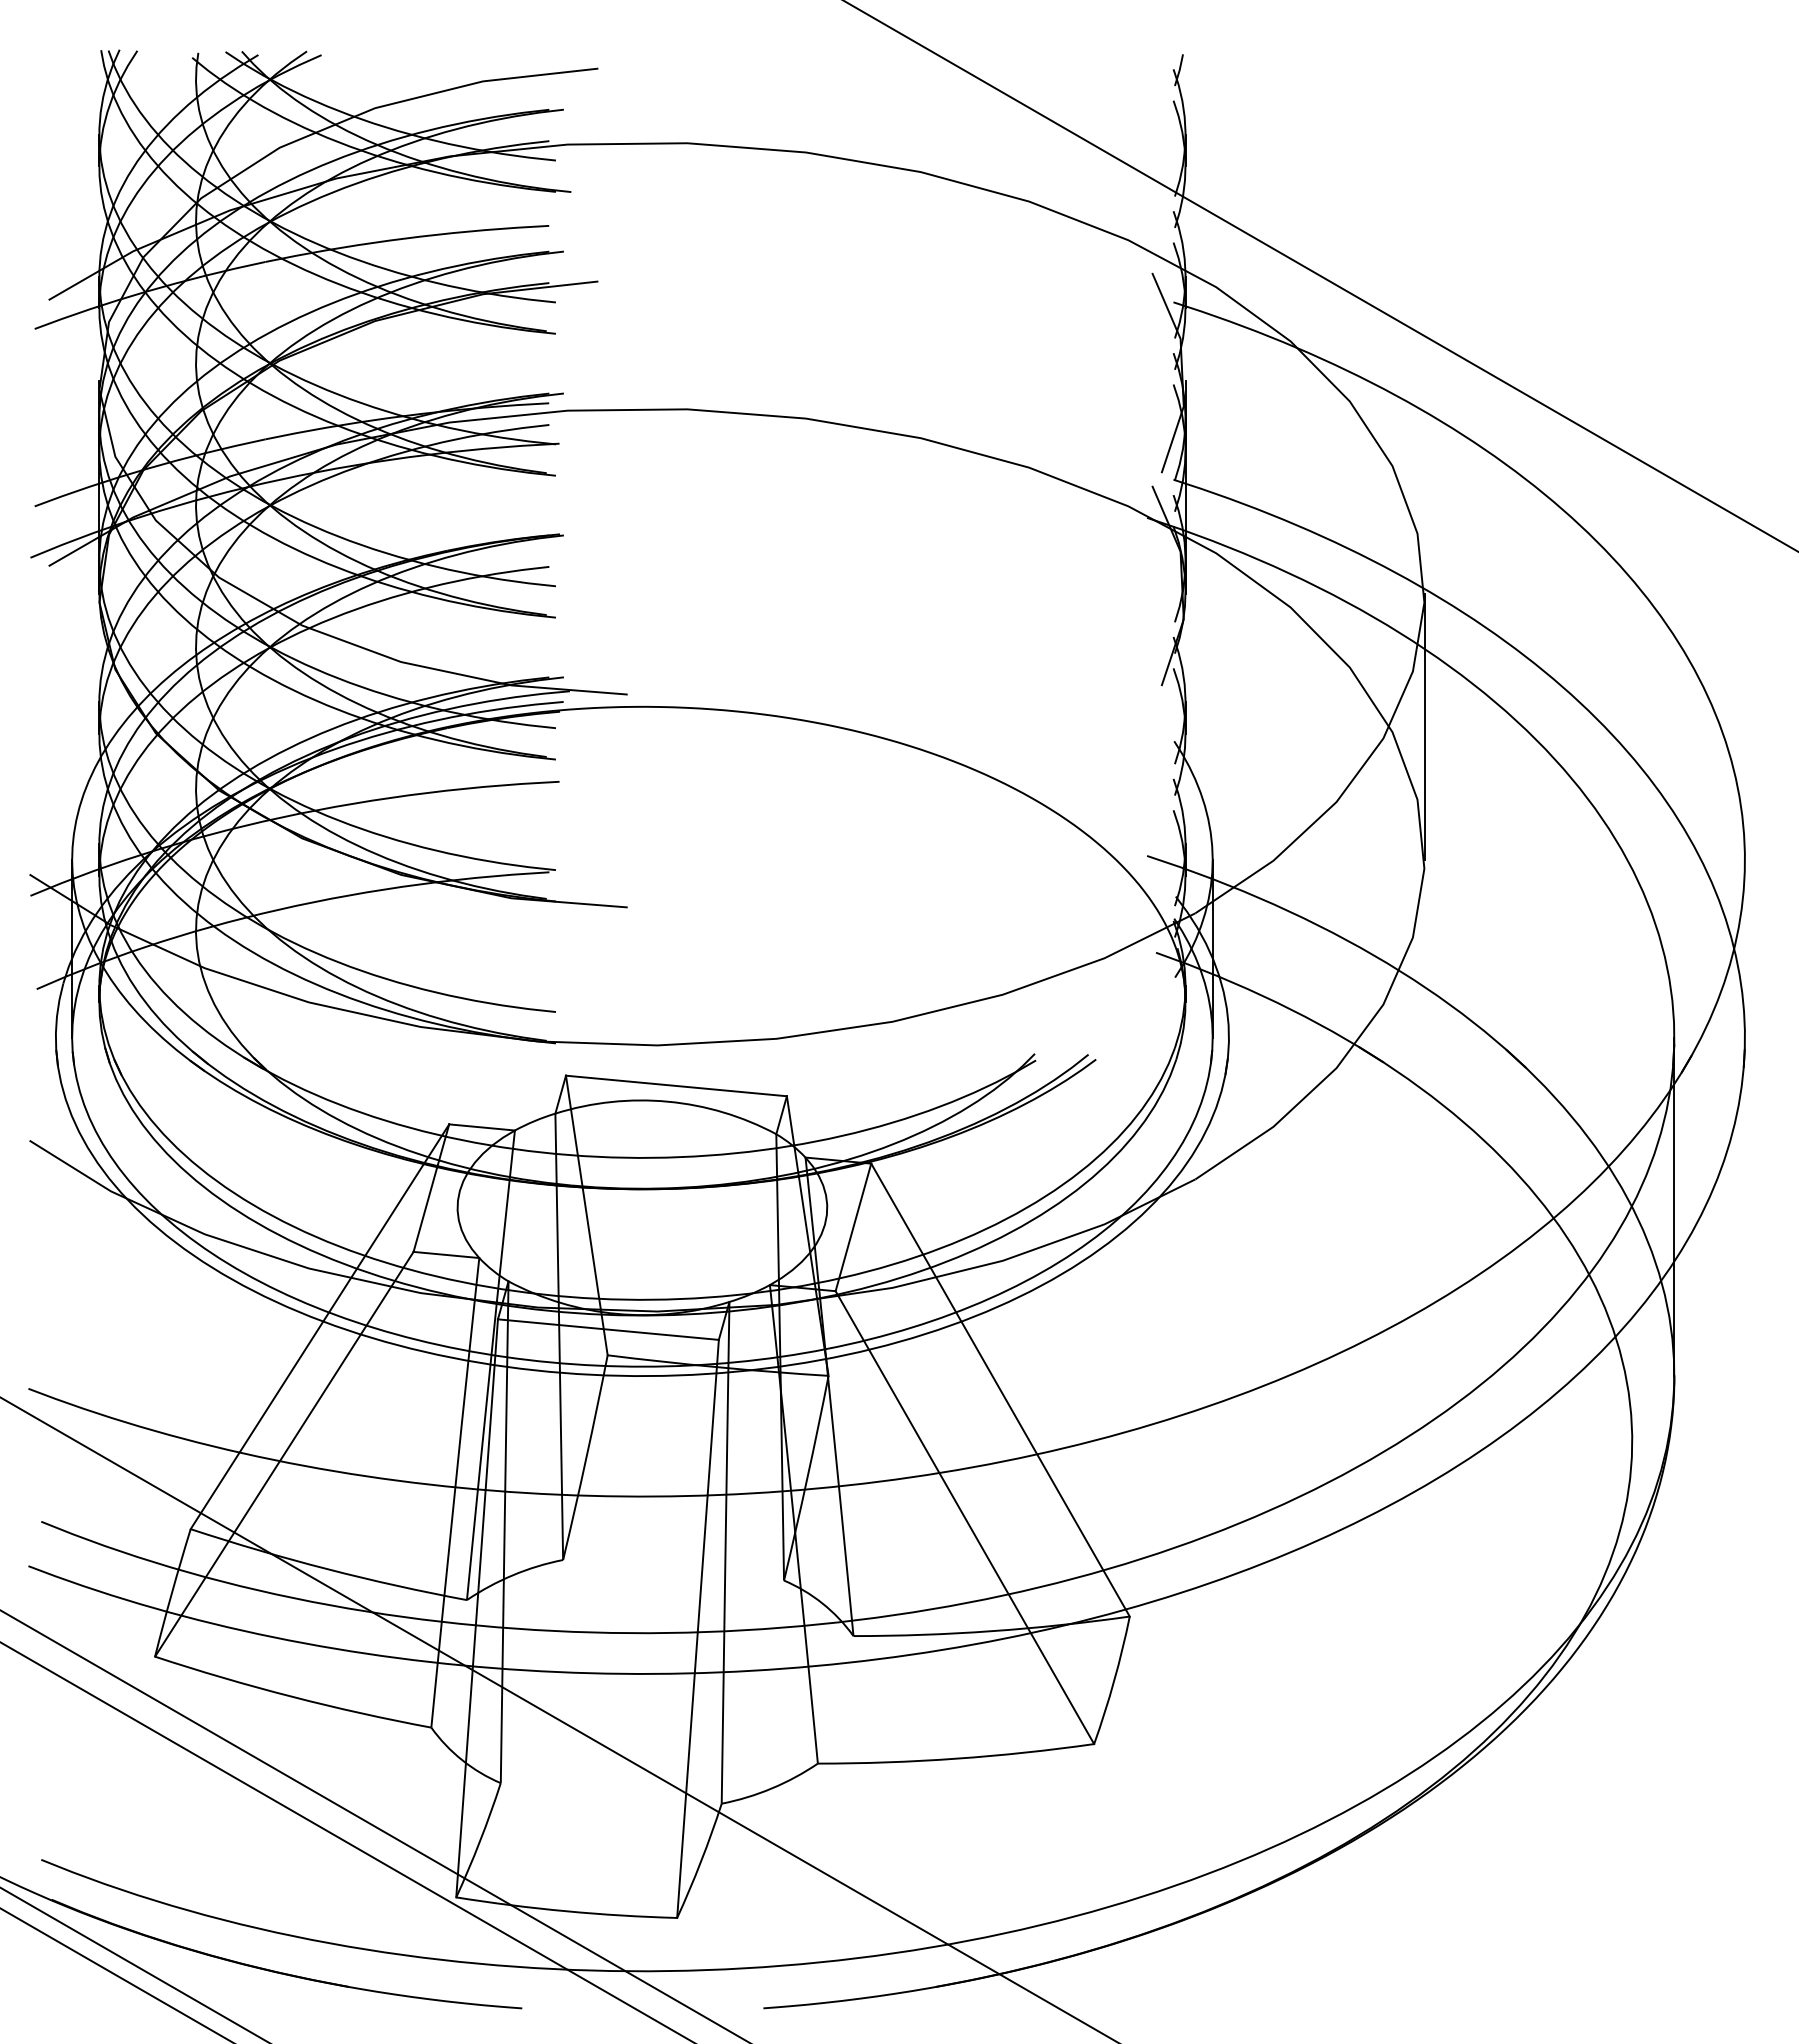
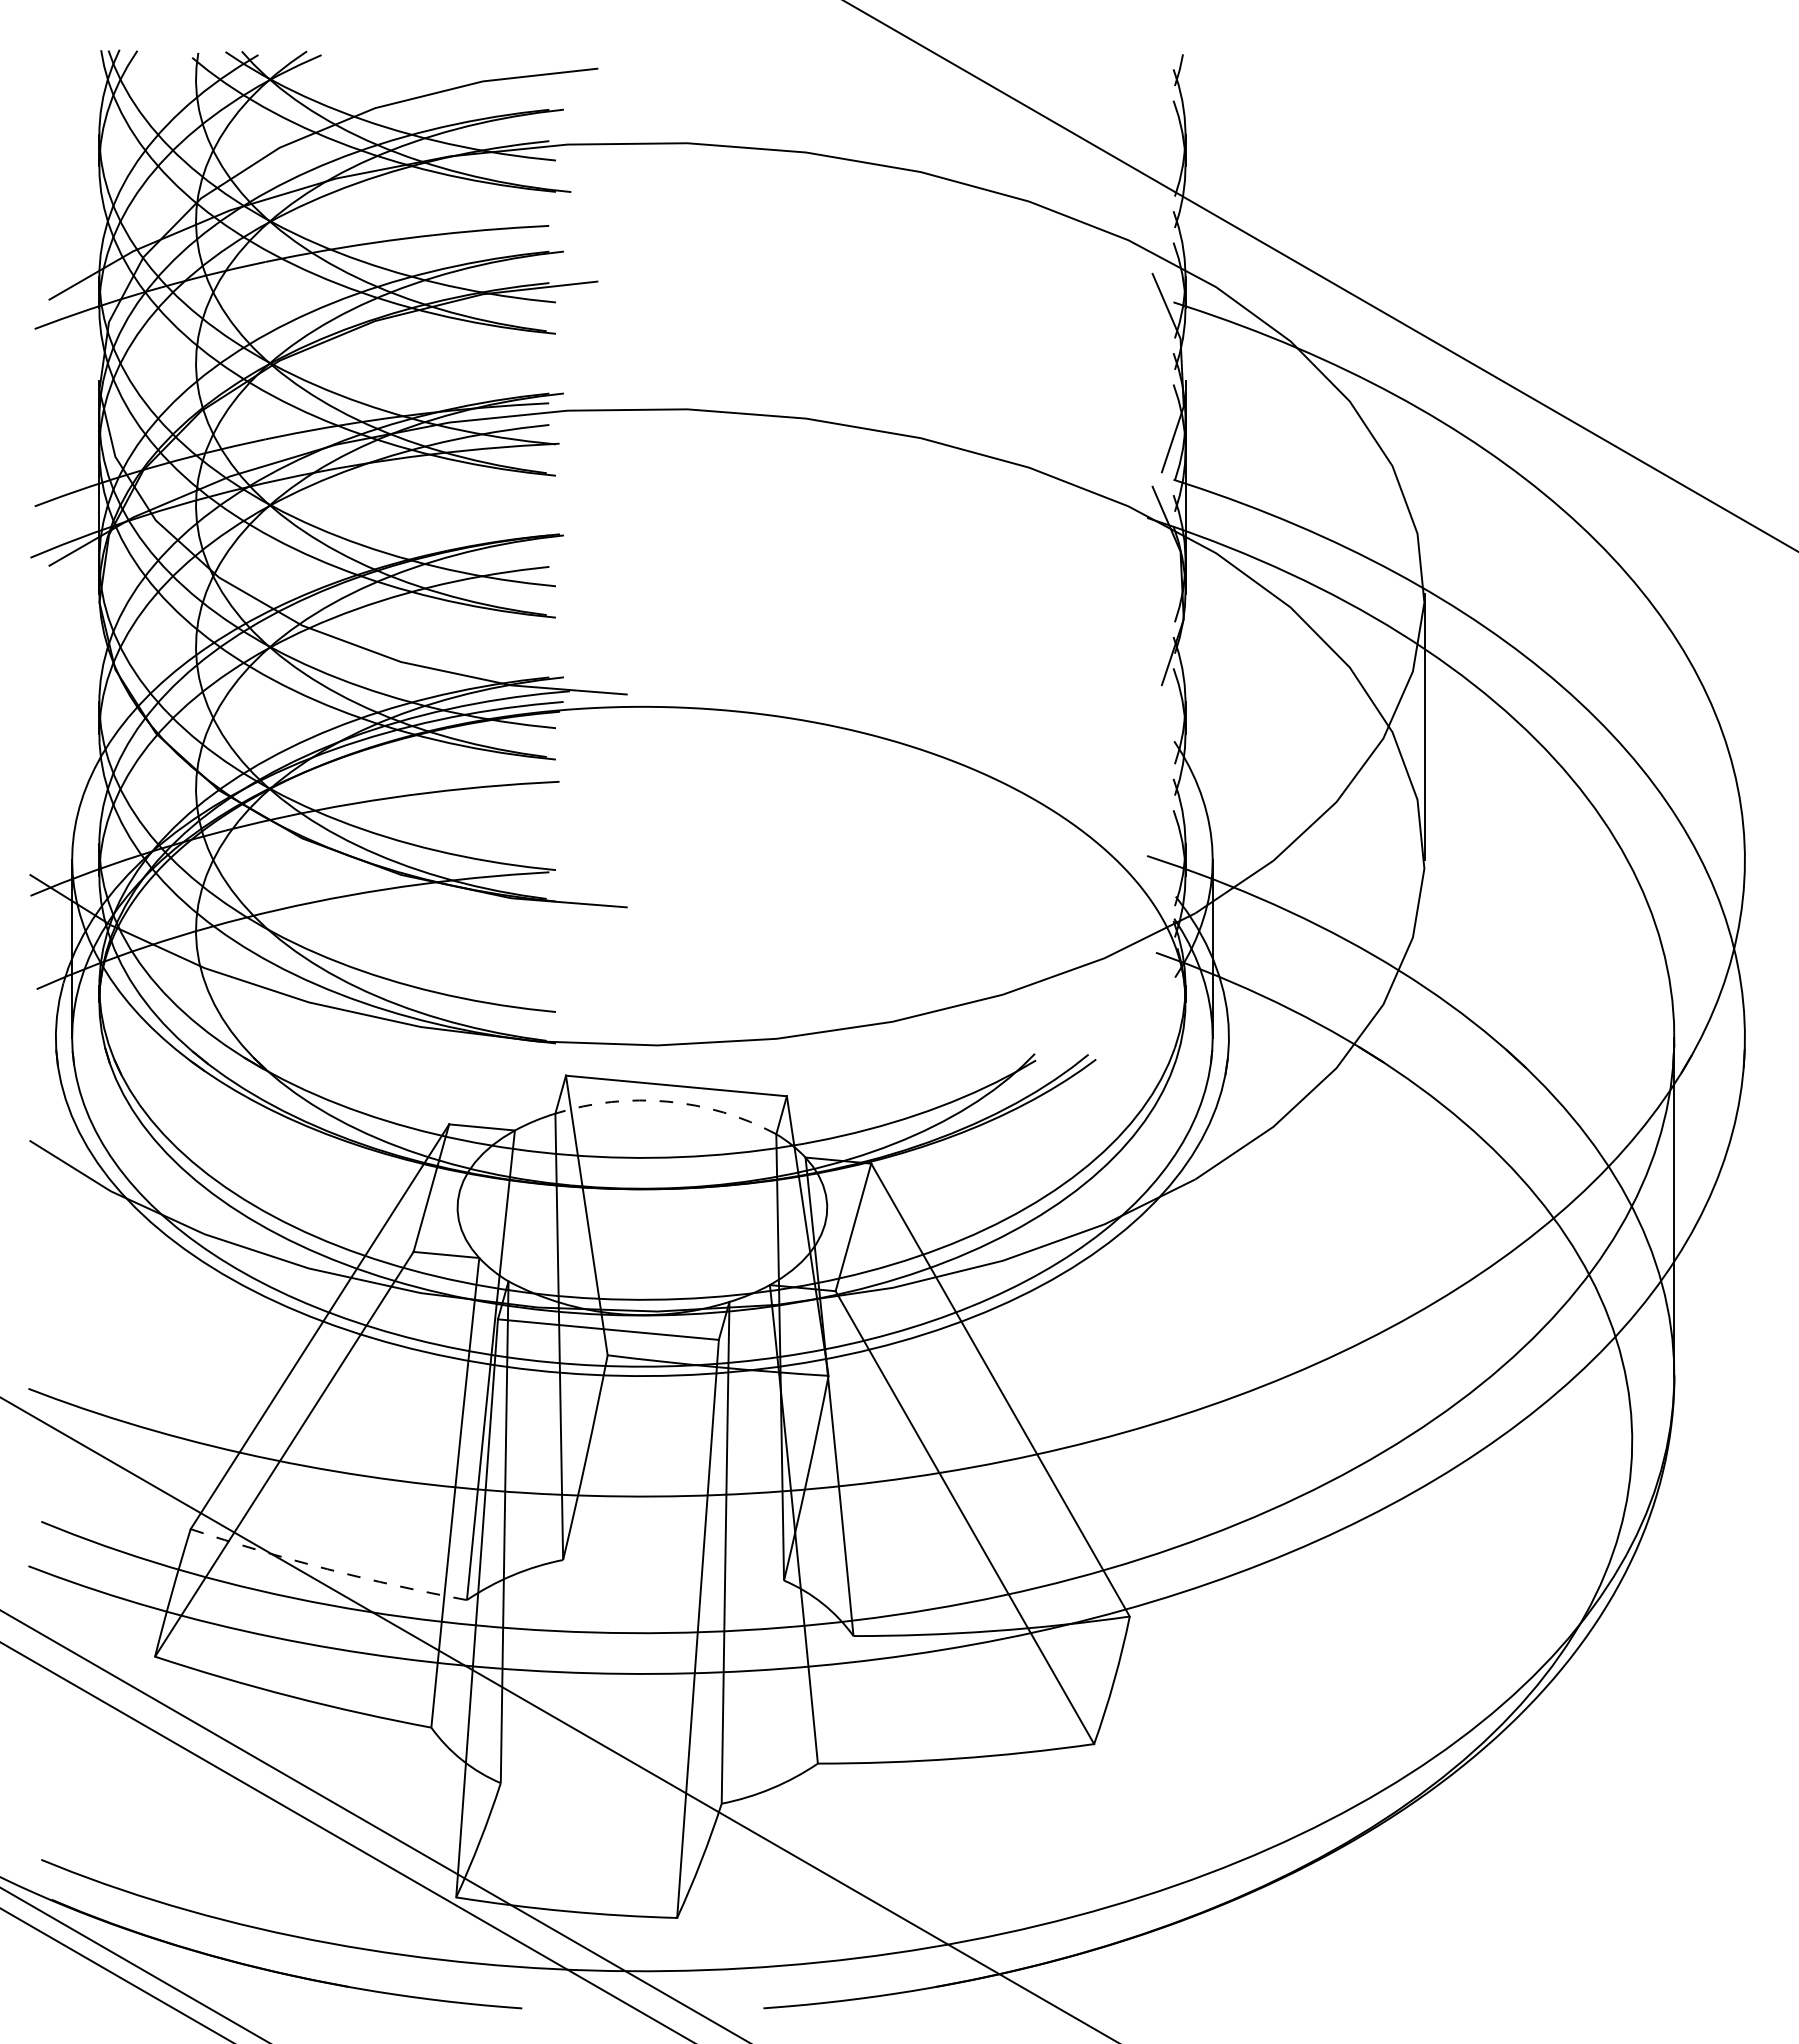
arc: solid -> dashed (667, 1101)
arc: solid -> dashed (327, 1569)
